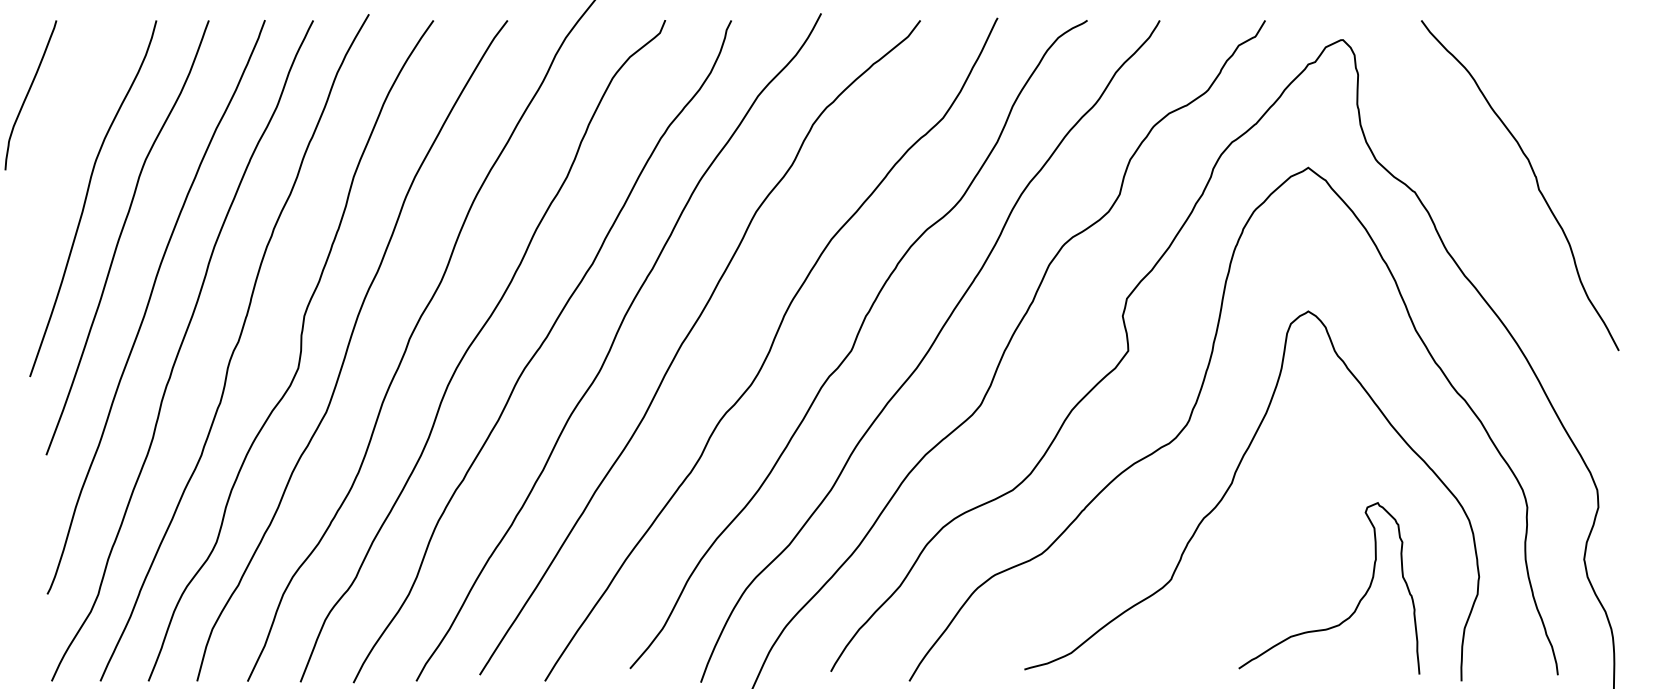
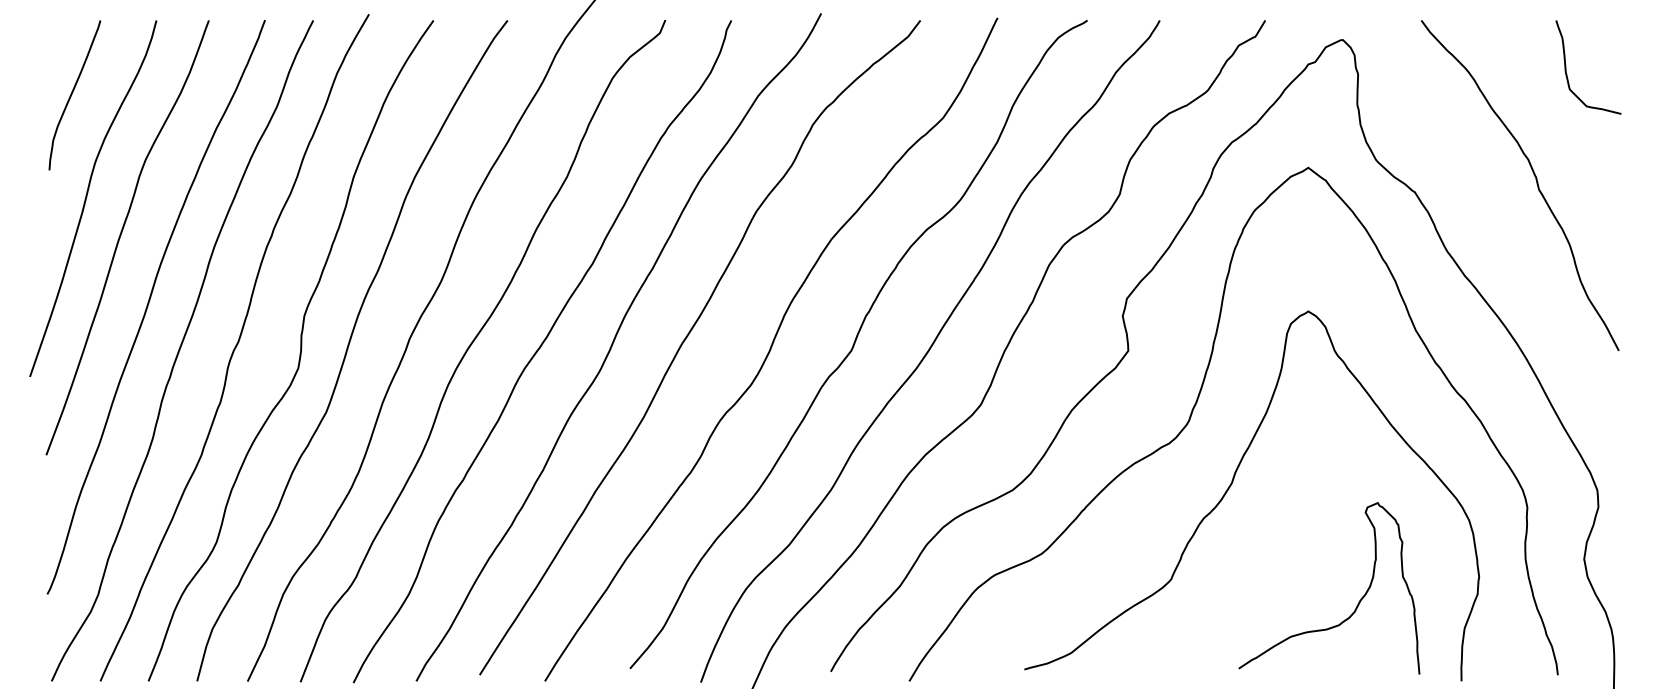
curve: none -> present (1566, 67)
curve position: (28, 94) -> (72, 94) (72, 94)
